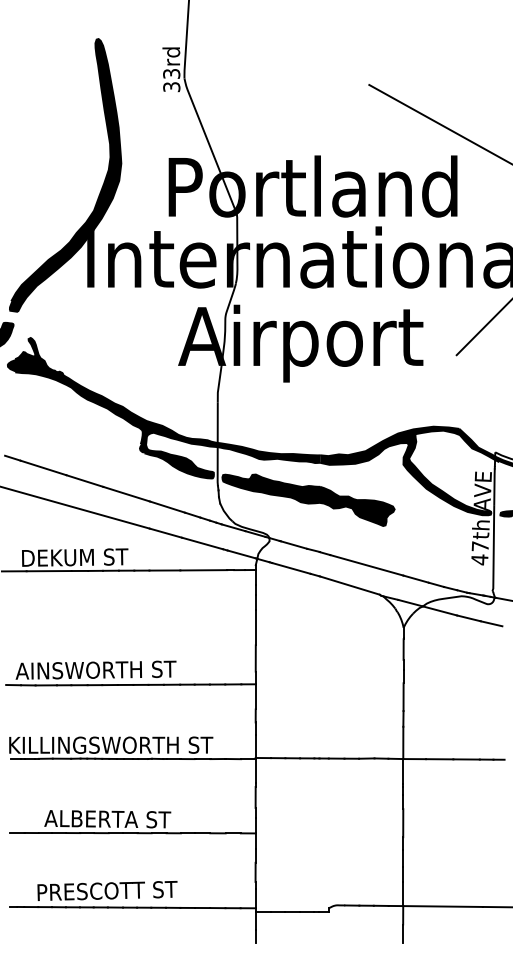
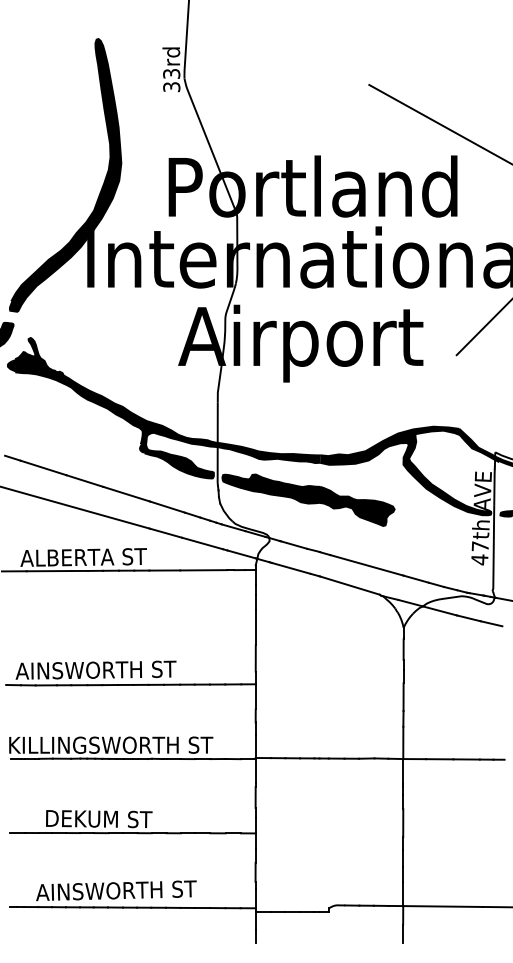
text: DEKUM ST -> ALBERTA ST (83, 557)
text: ALBERTA ST -> DEKUM ST (107, 819)
text: PRESCOTT ST -> AINSWORTH ST (116, 890)
